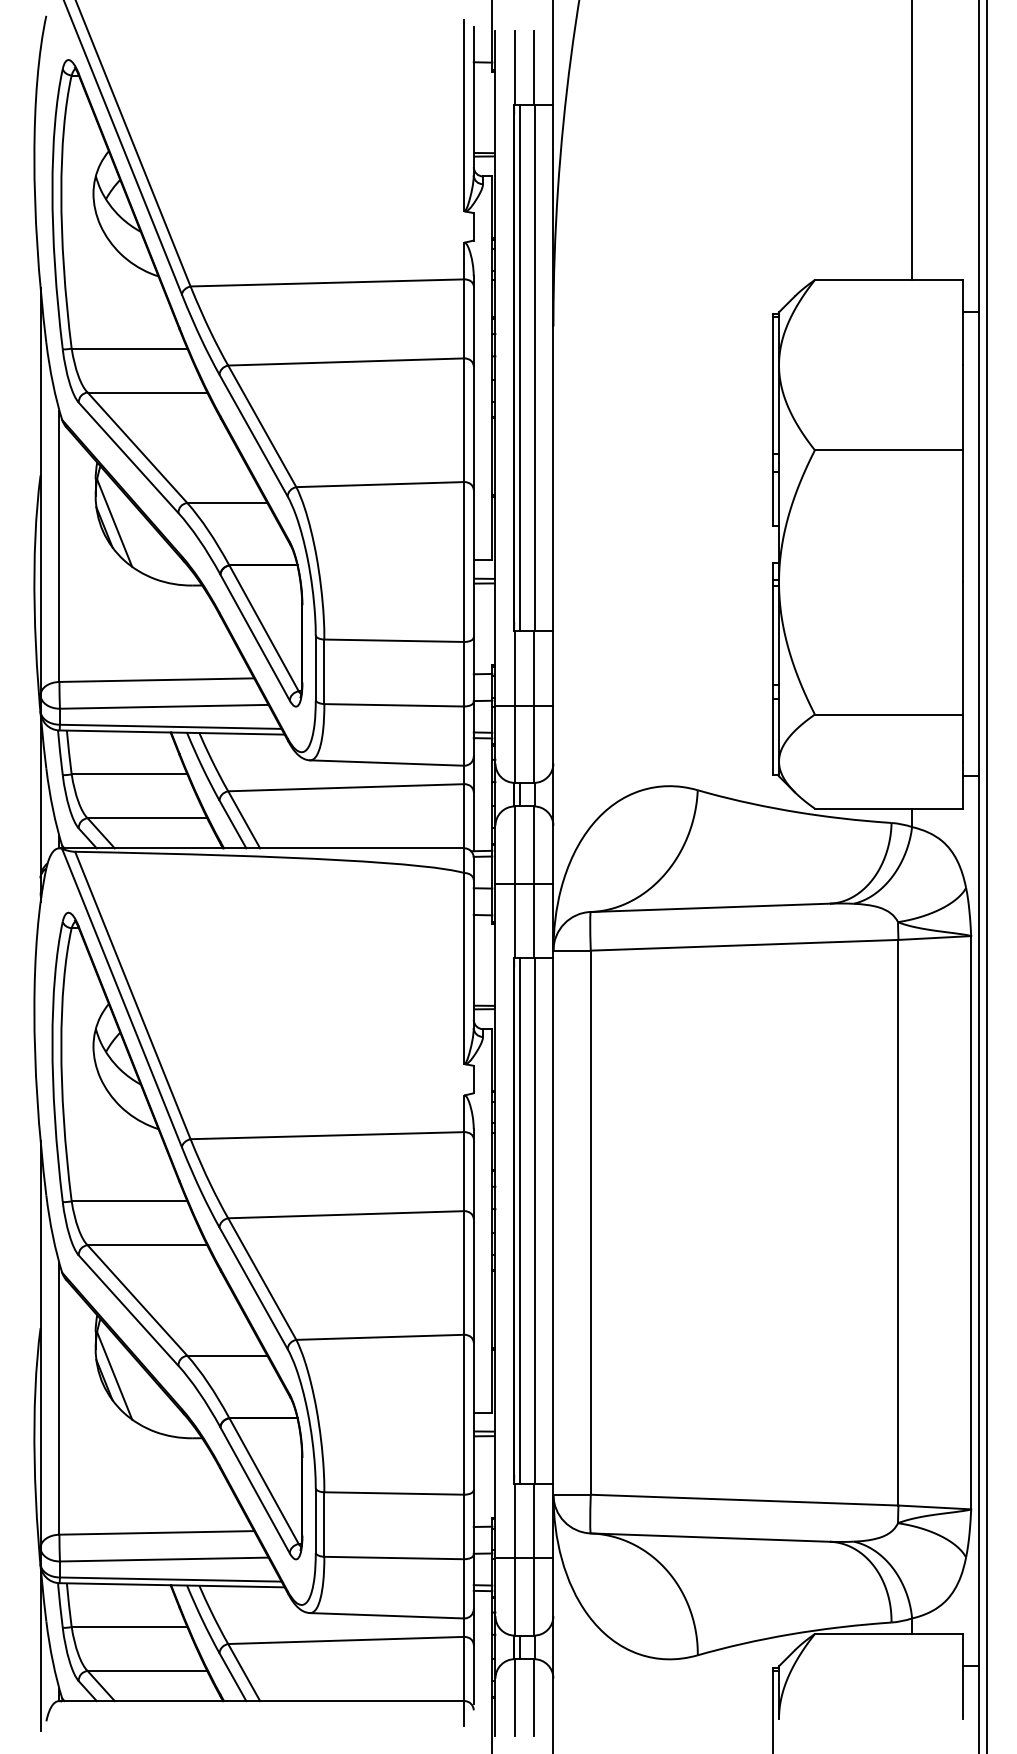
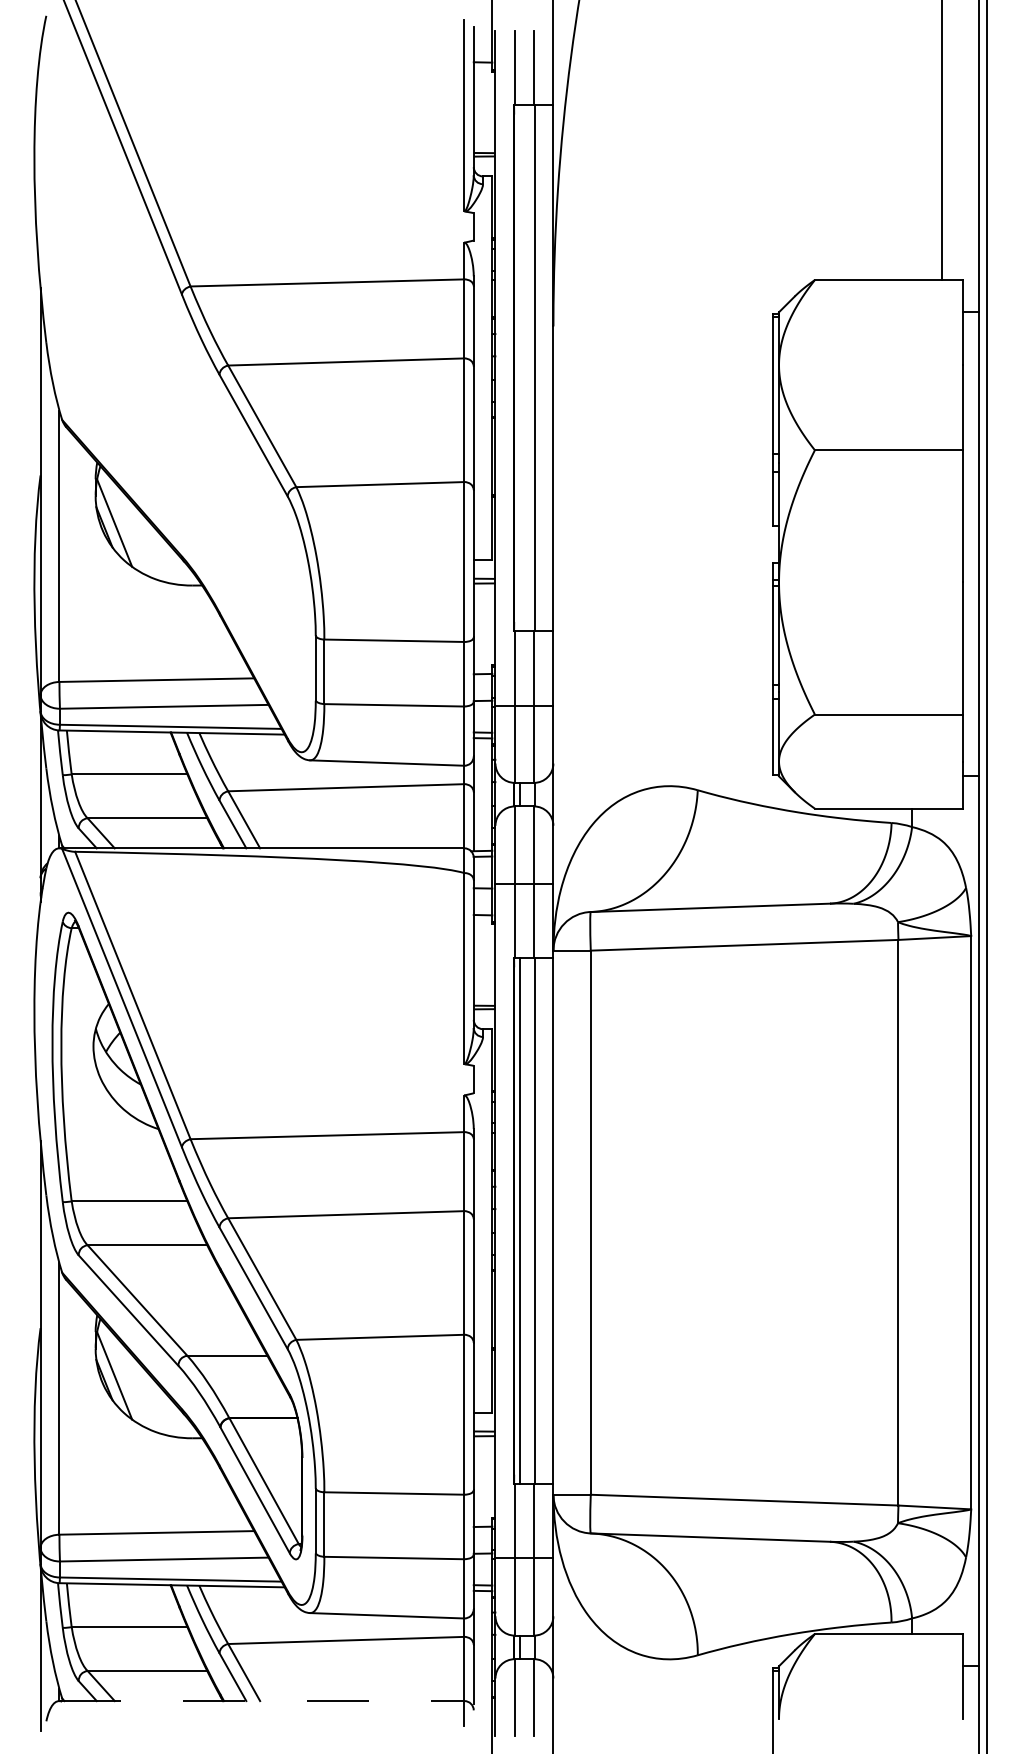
line position: (912, 141) -> (942, 141) (942, 141)
line: present -> none (520, 368)
part: present -> none (177, 383)
line: solid -> dashed (261, 1701)
